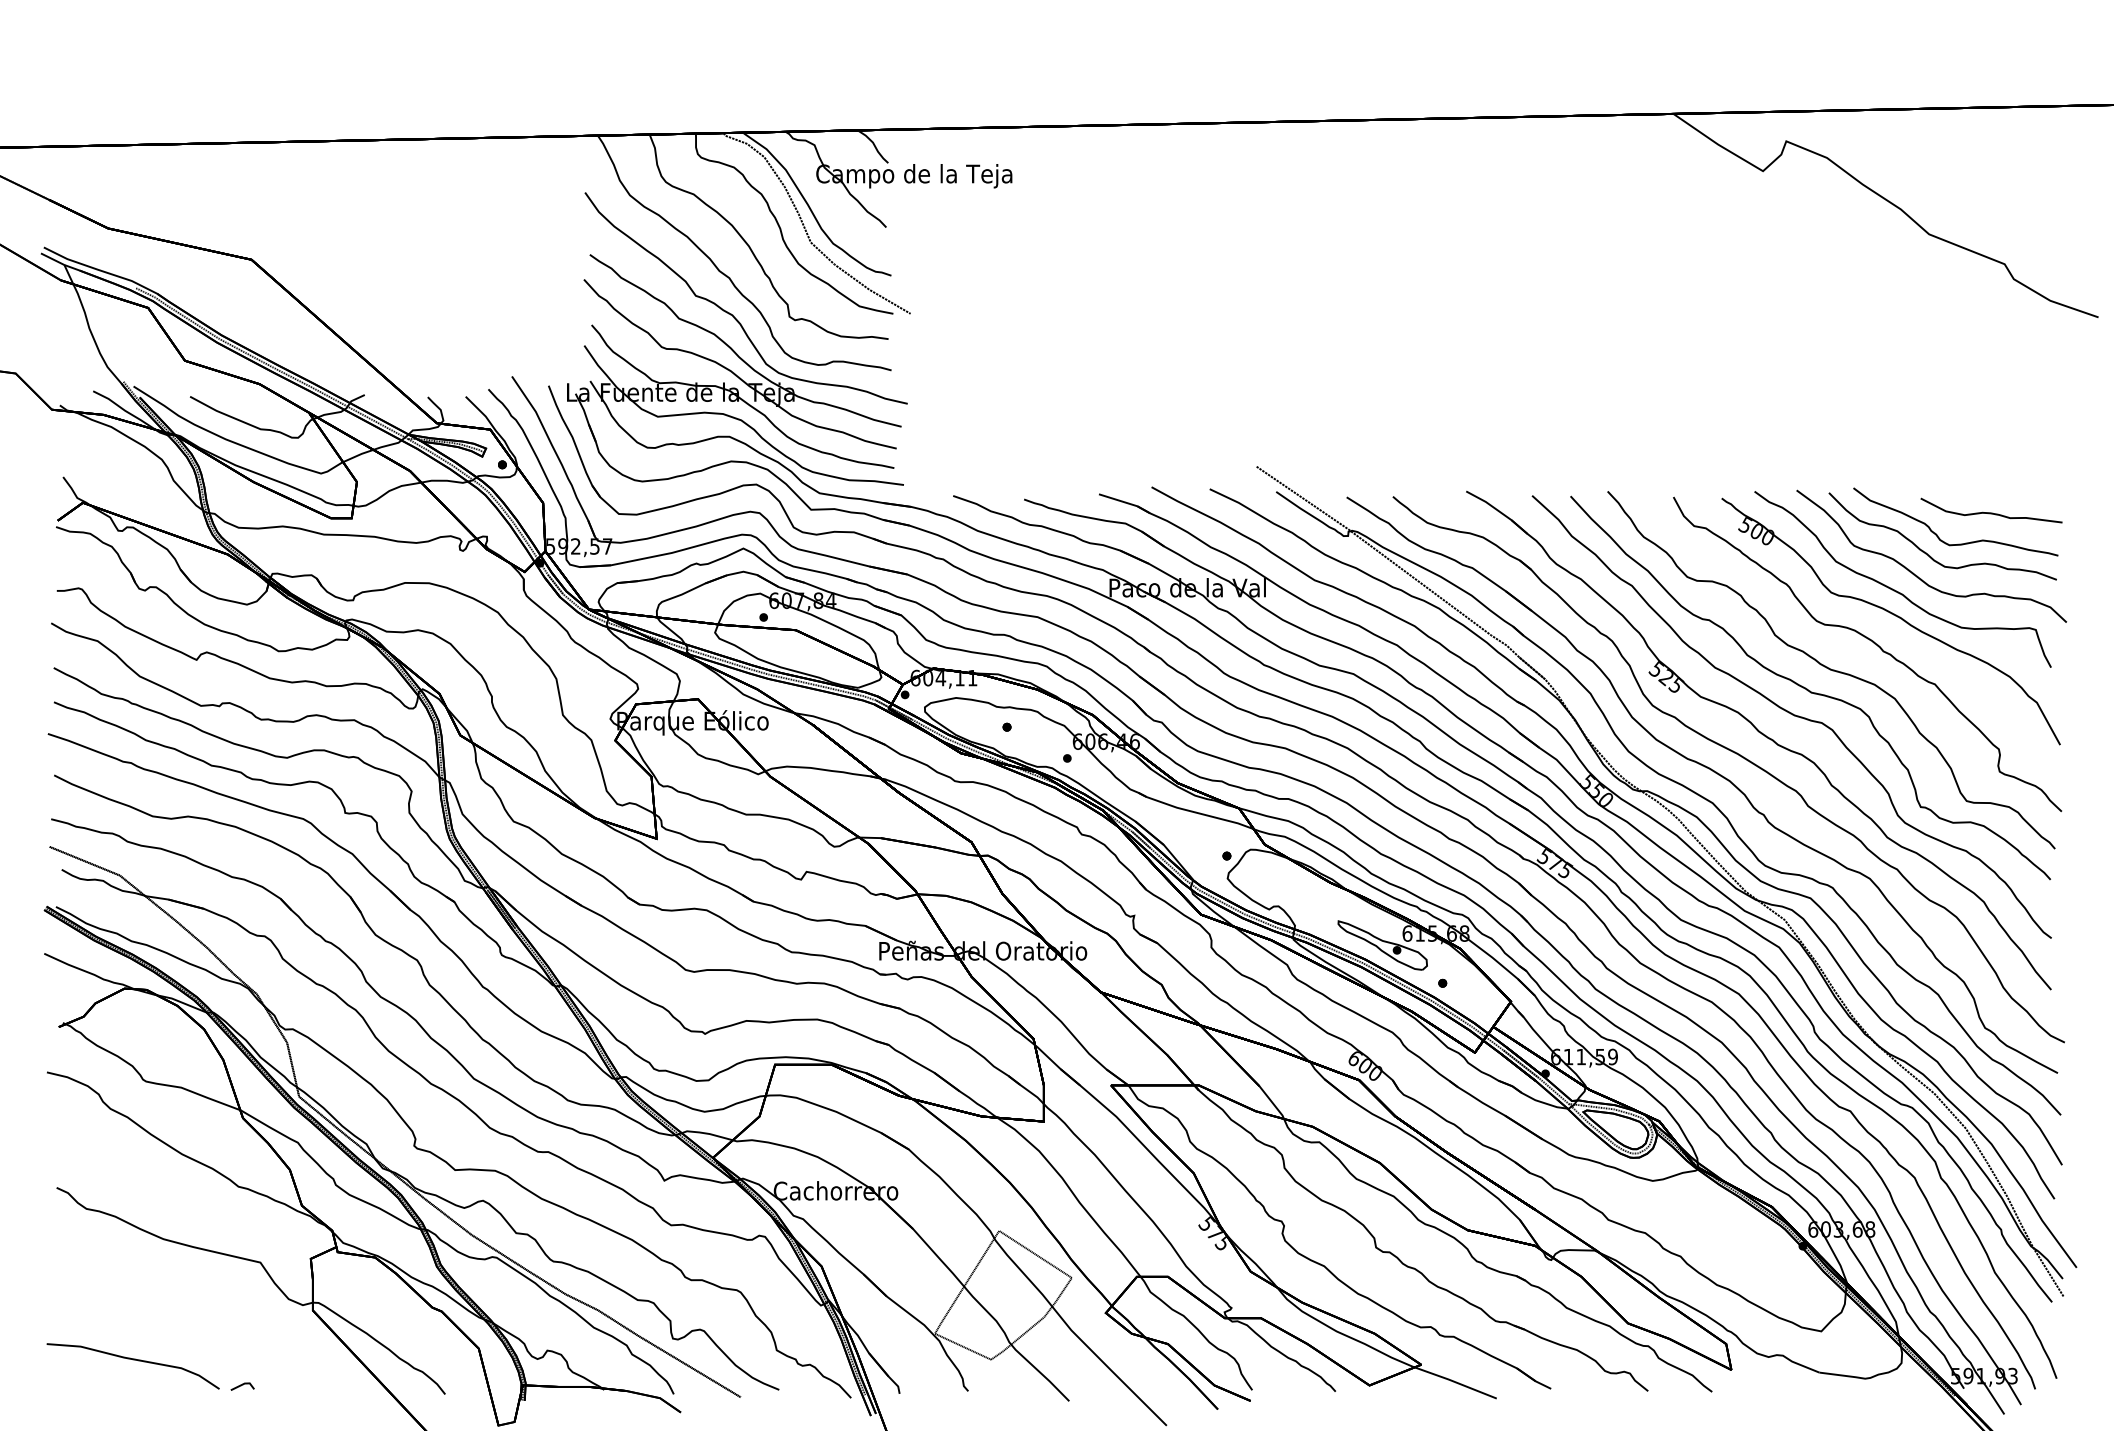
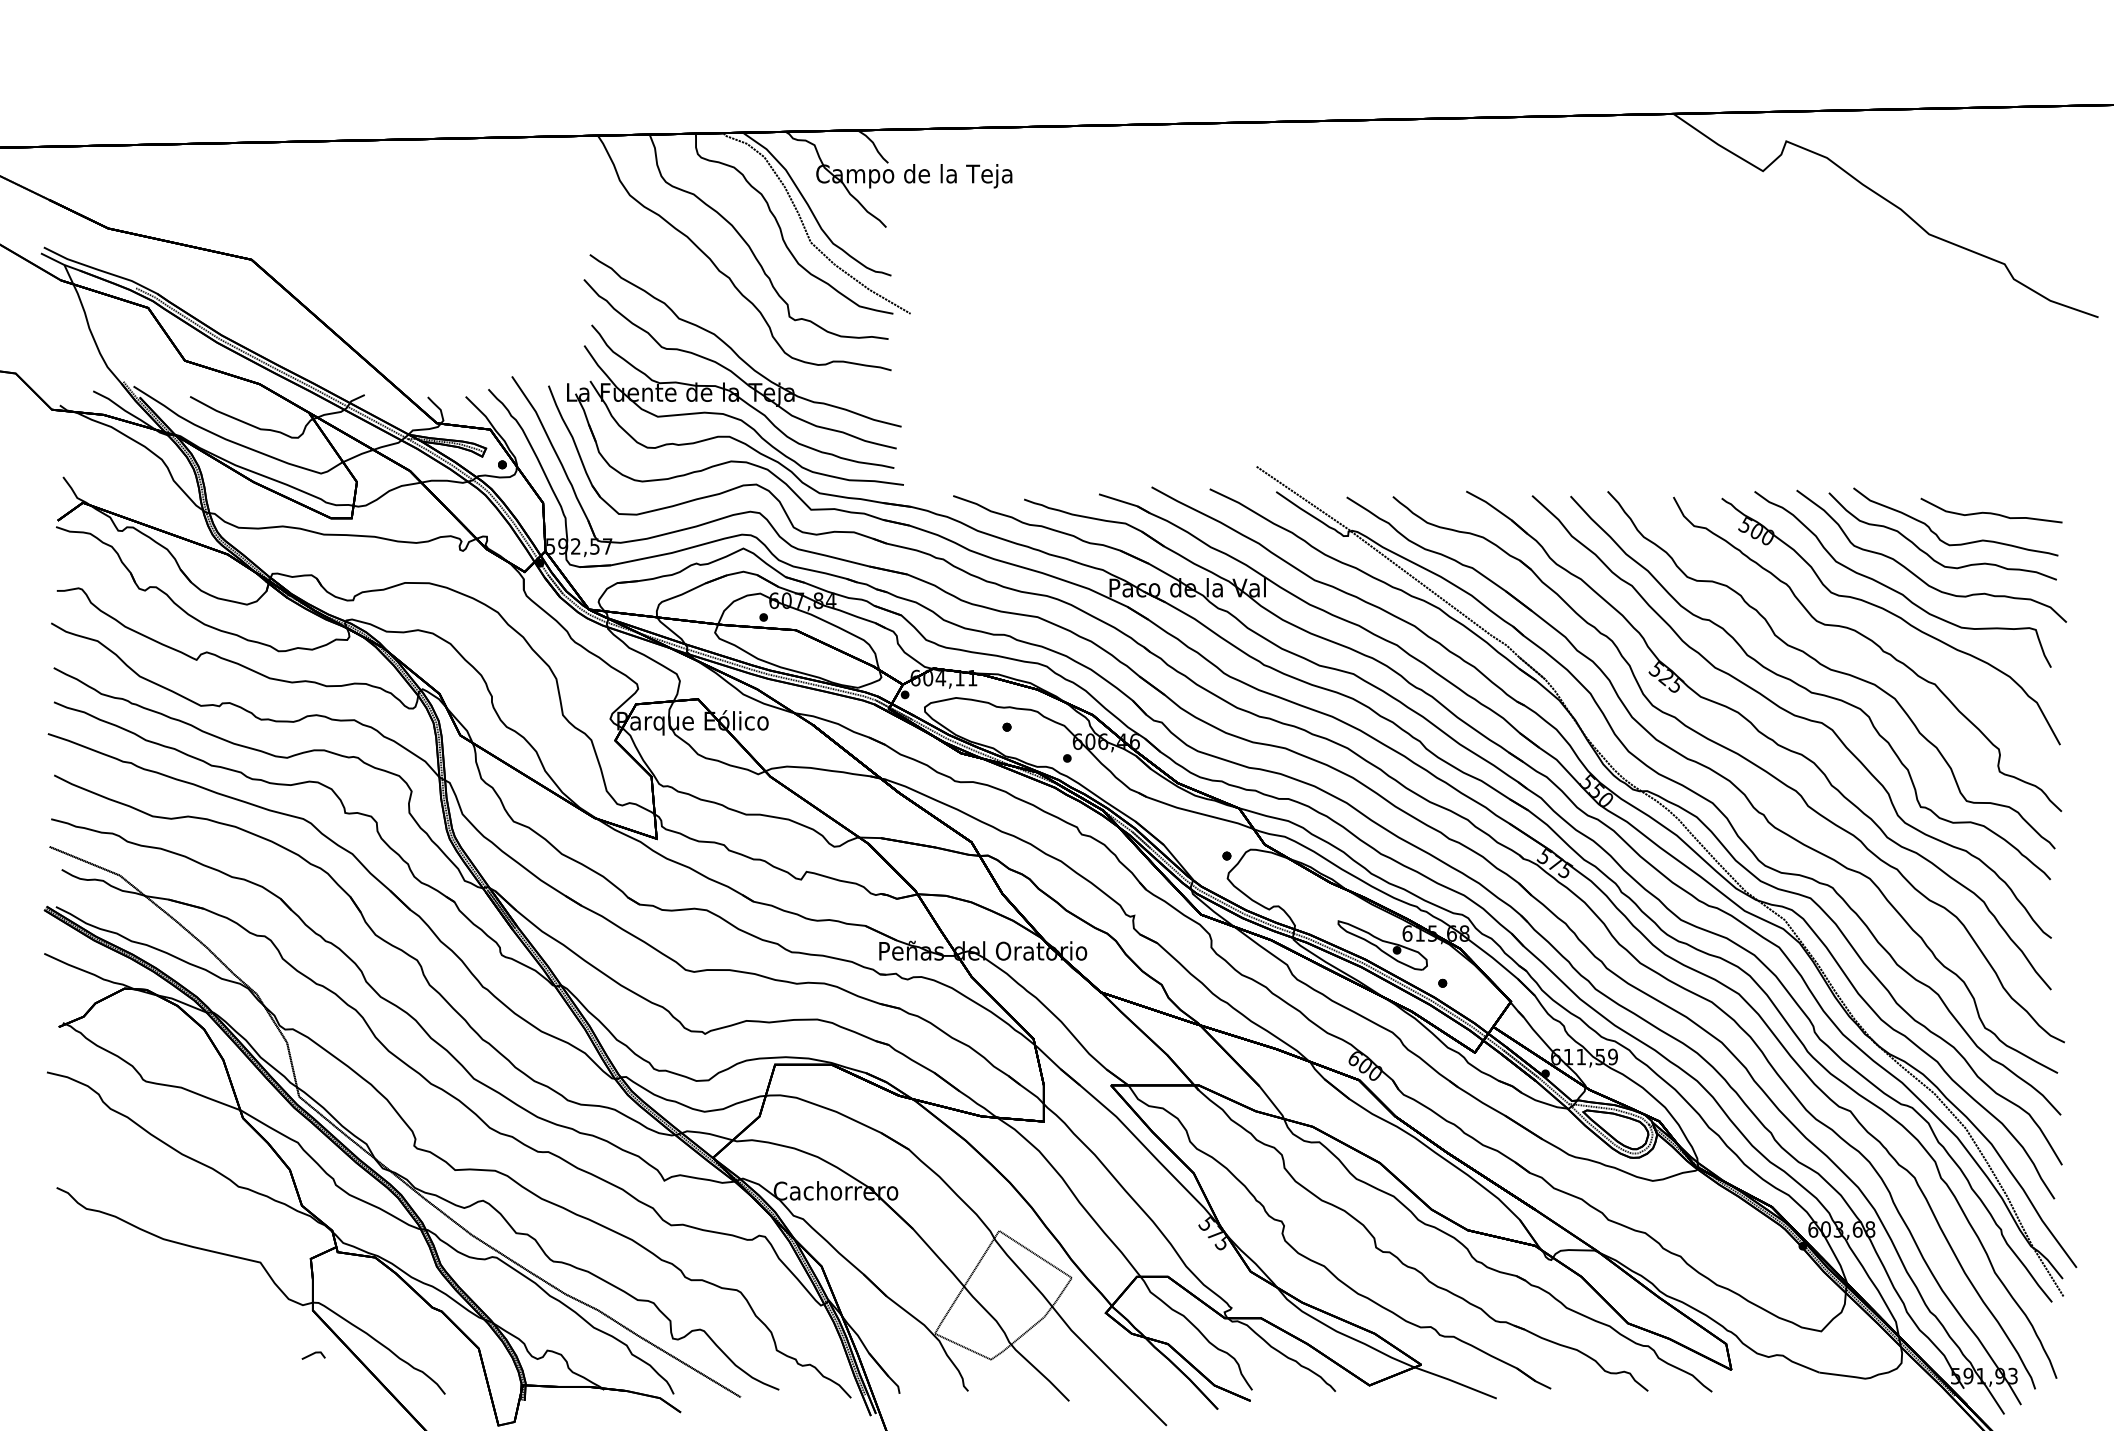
part: present -> none (731, 313)
curve: present -> none (132, 1360)
line position: (242, 1385) -> (313, 1354) (313, 1354)
